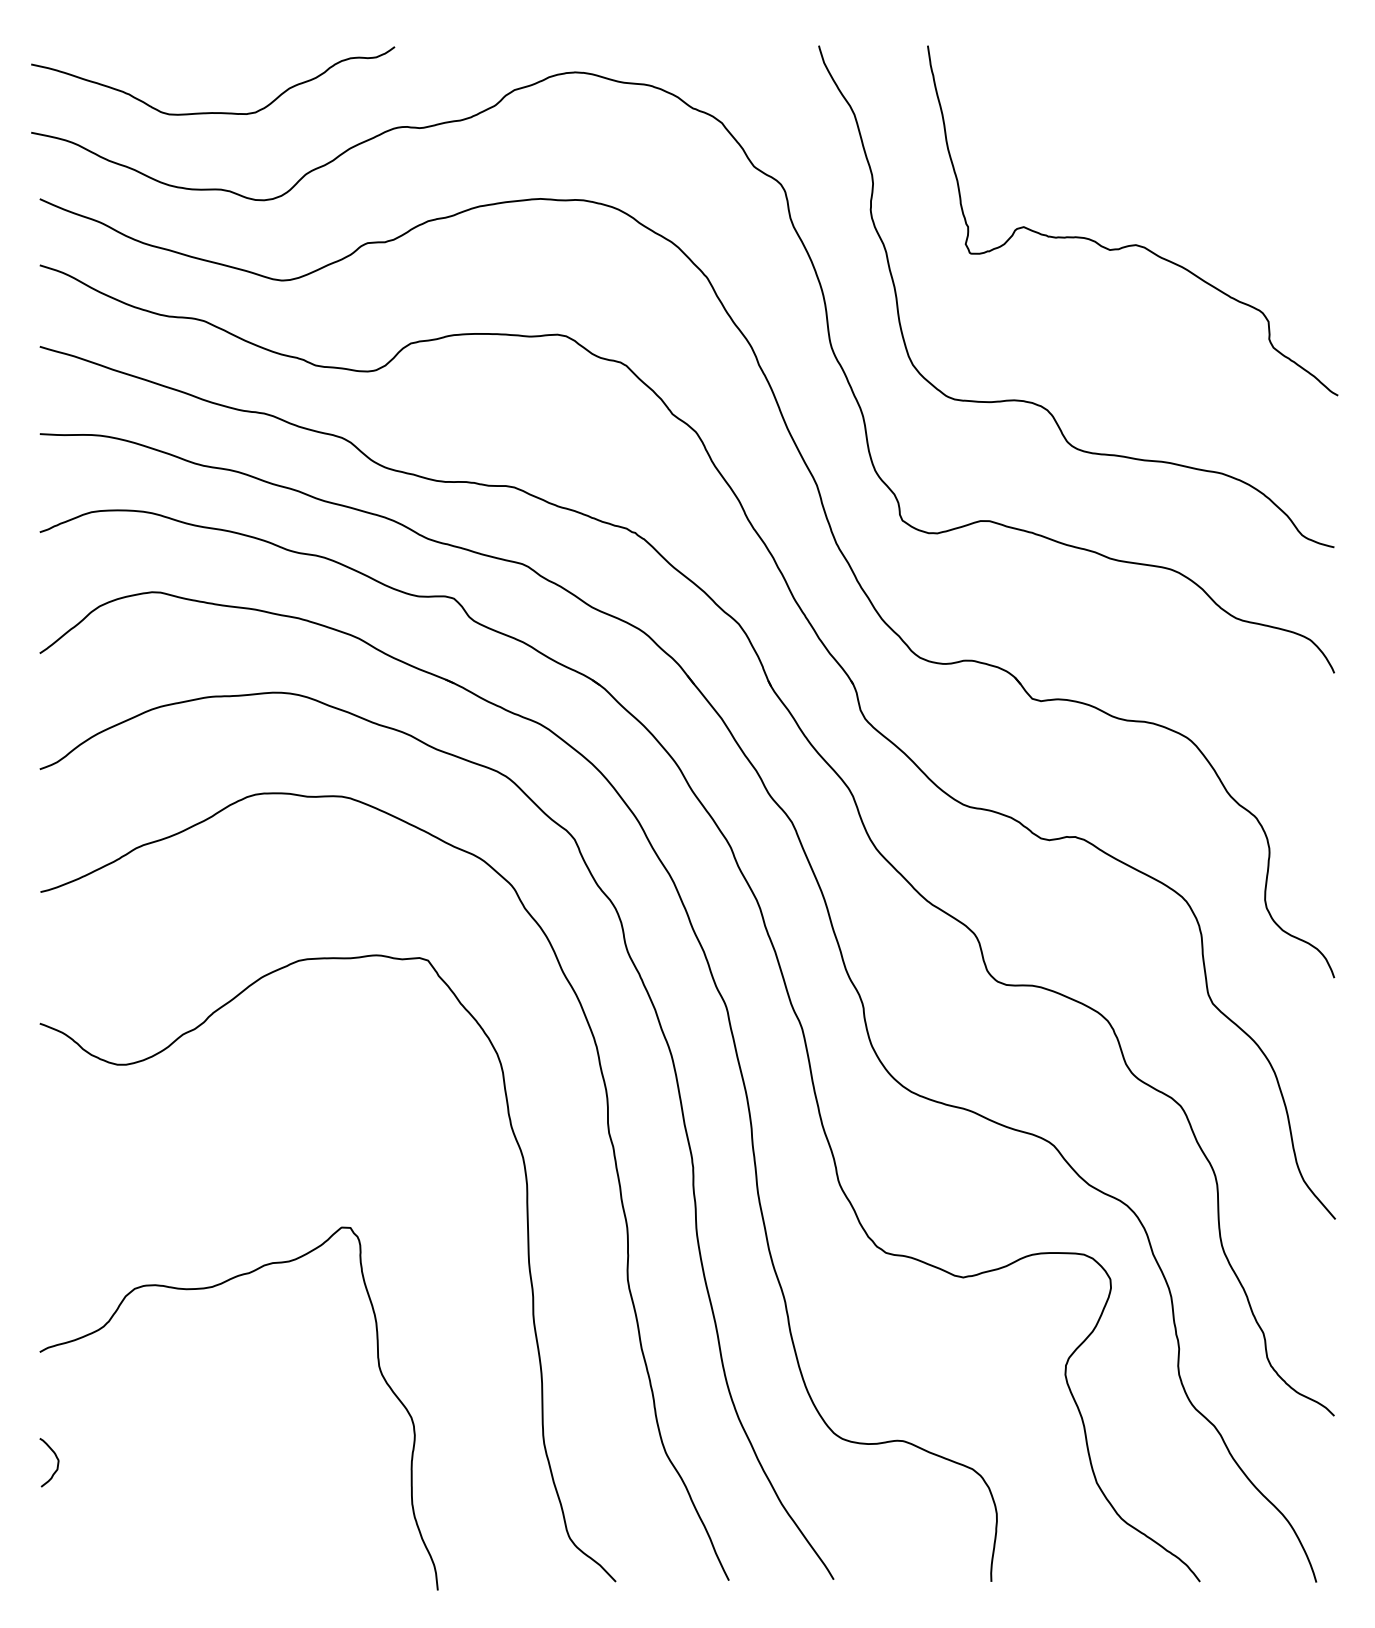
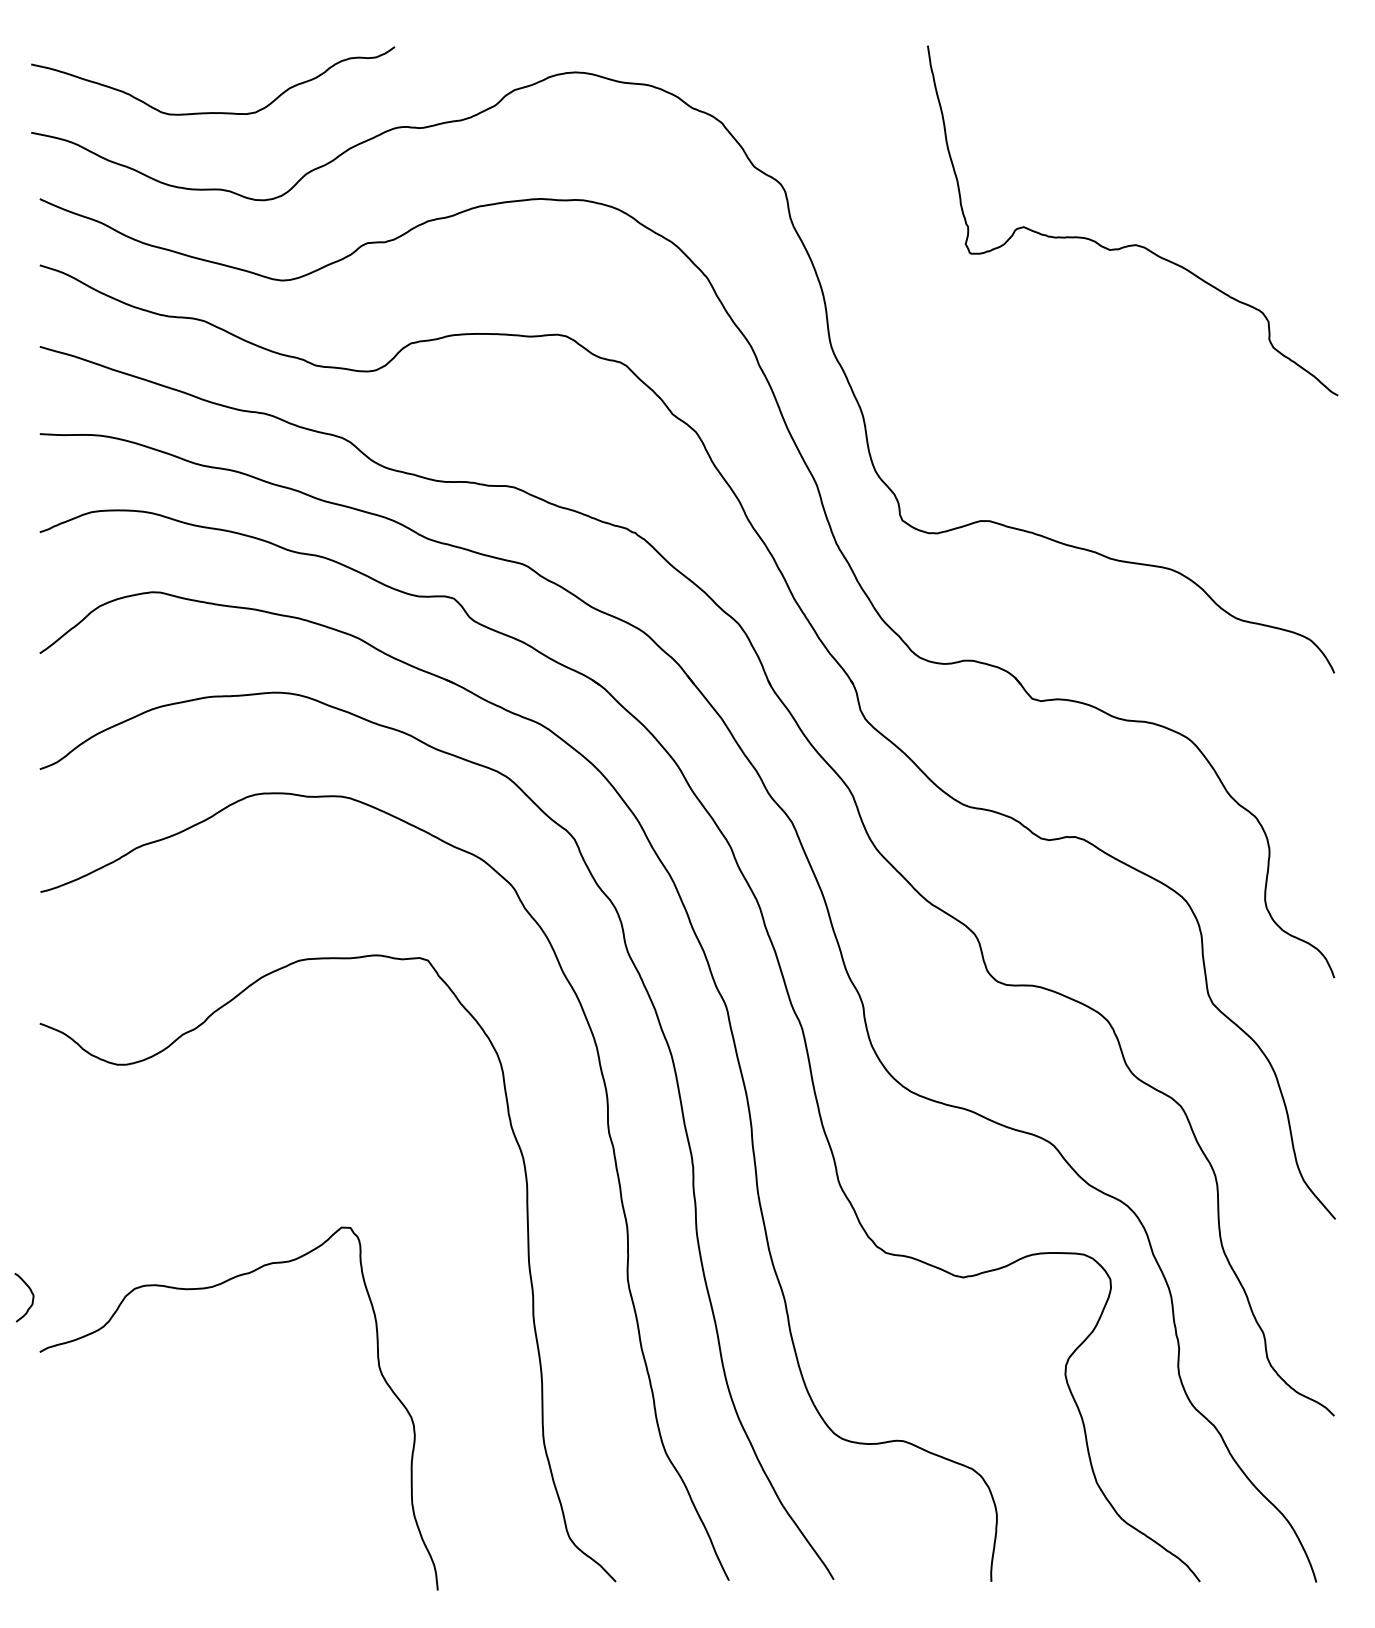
curve: present -> none (1034, 402)
curve position: (57, 1462) -> (32, 1297) (32, 1297)
